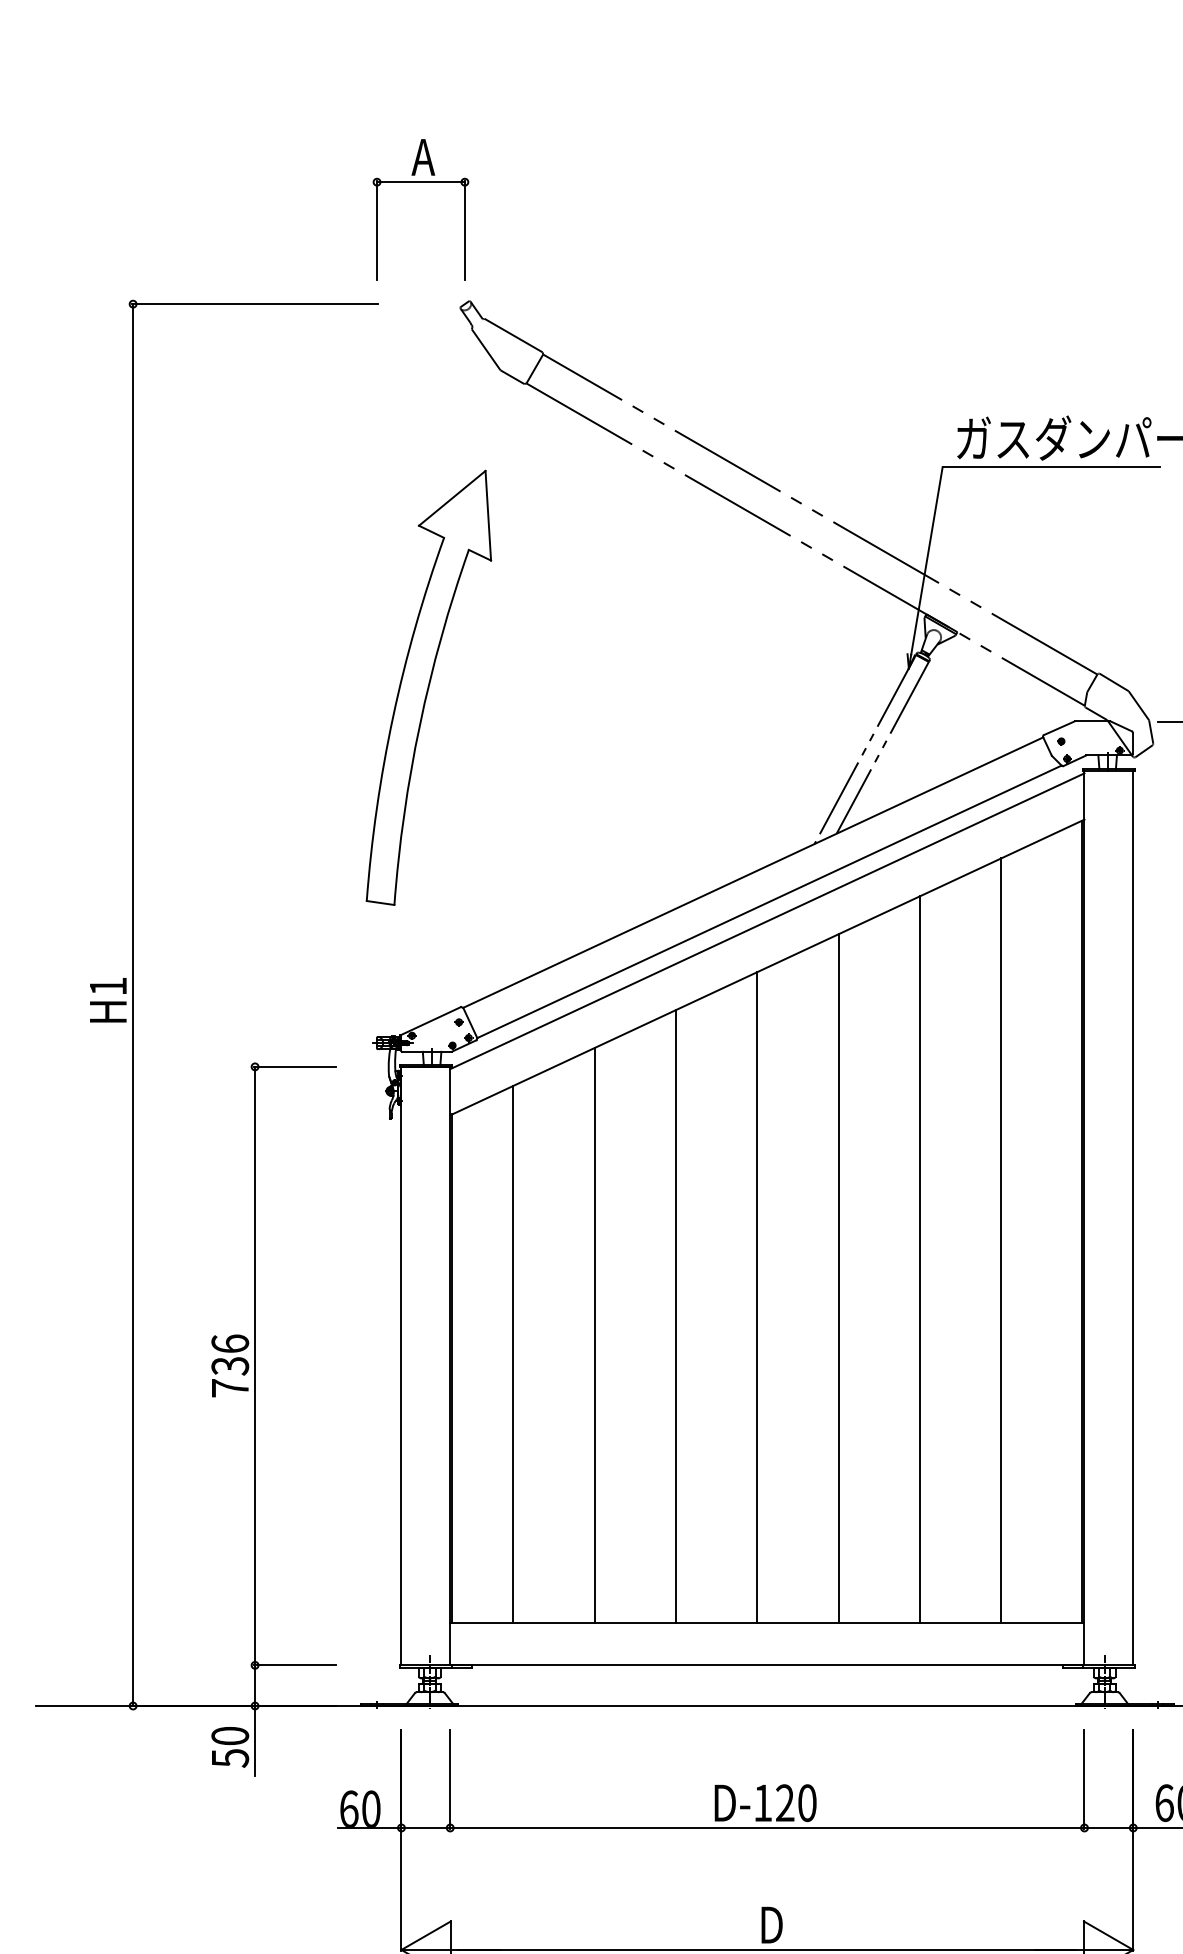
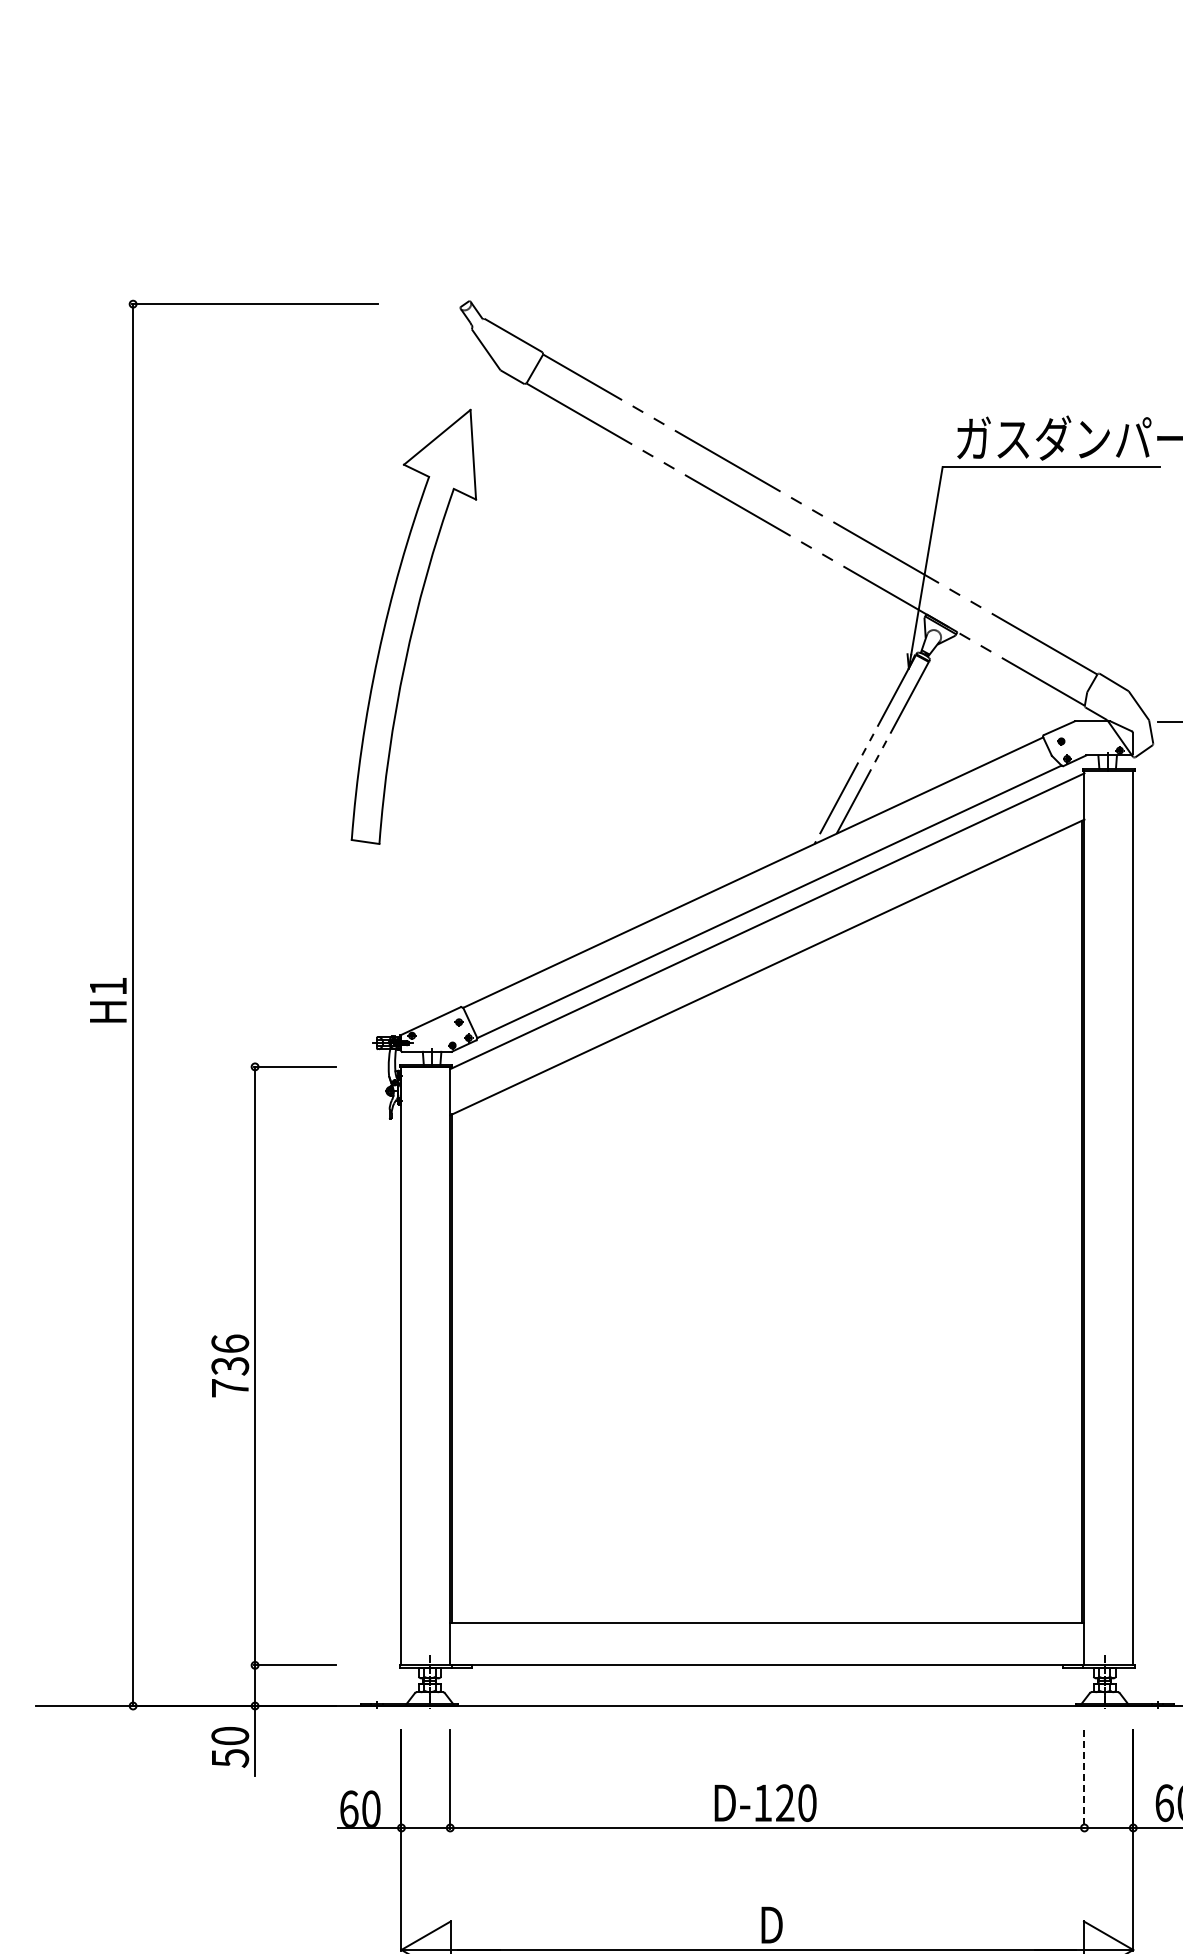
part: present -> none (420, 182)
part position: (428, 687) -> (413, 626) (413, 626)
line: present -> none (1001, 1240)
line: present -> none (919, 1259)
line: present -> none (838, 1278)
line: present -> none (757, 1297)
line: present -> none (675, 1316)
line: present -> none (594, 1335)
line: present -> none (513, 1354)
line: solid -> dashed (1084, 1780)
